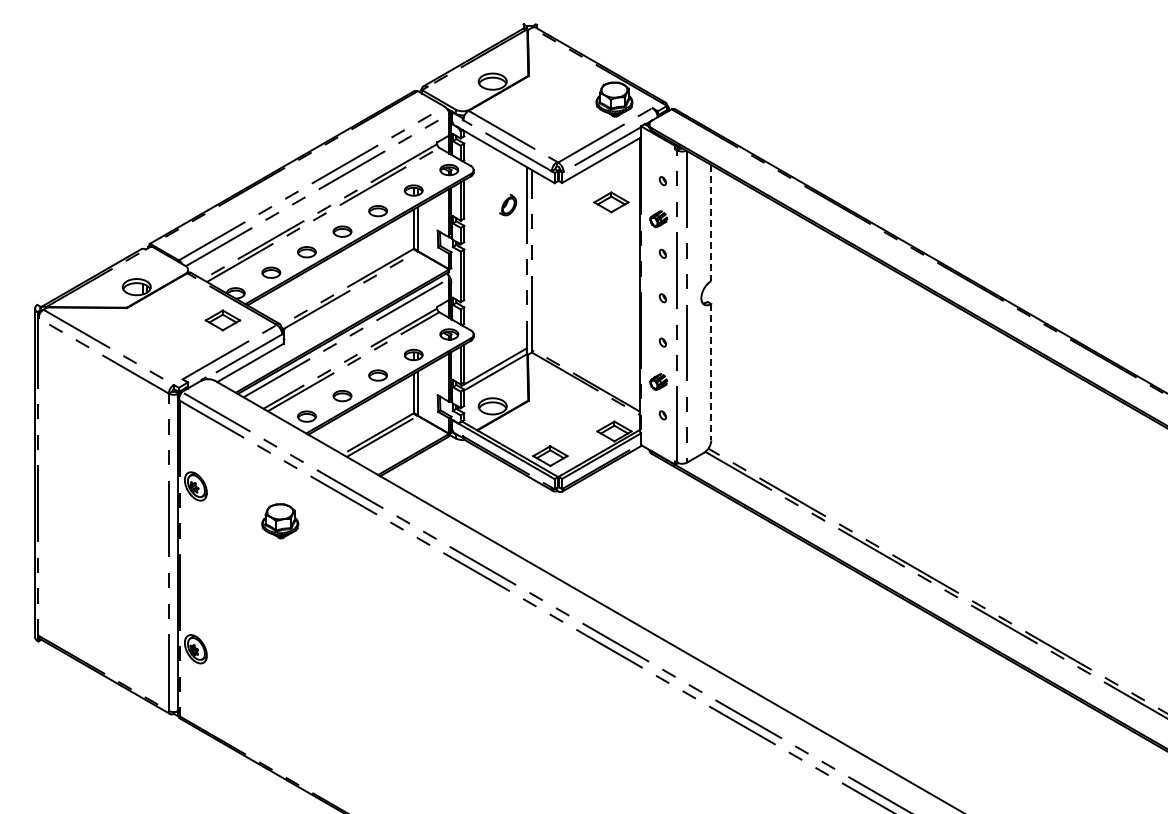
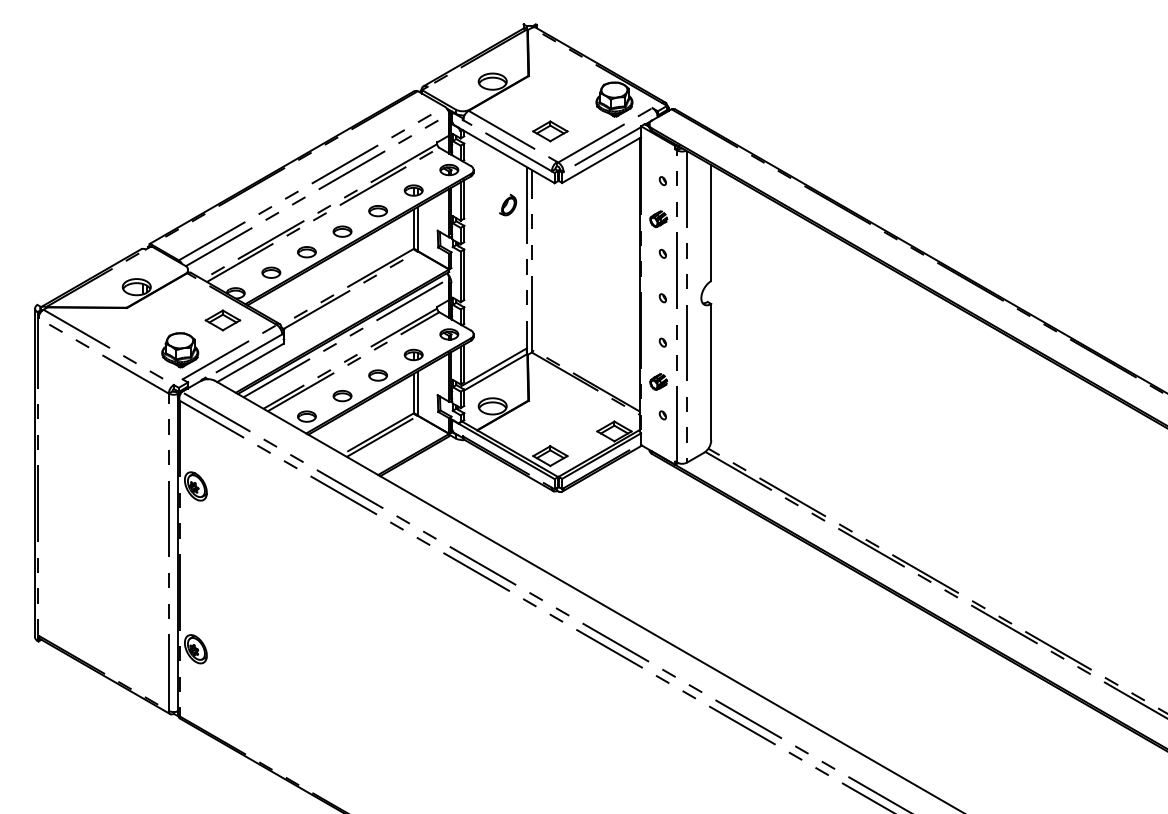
part position: (611, 202) -> (550, 131) (550, 131)
line: dashed -> solid (711, 223)
line: dashed -> solid (711, 372)
part position: (280, 521) -> (180, 350) (180, 350)
